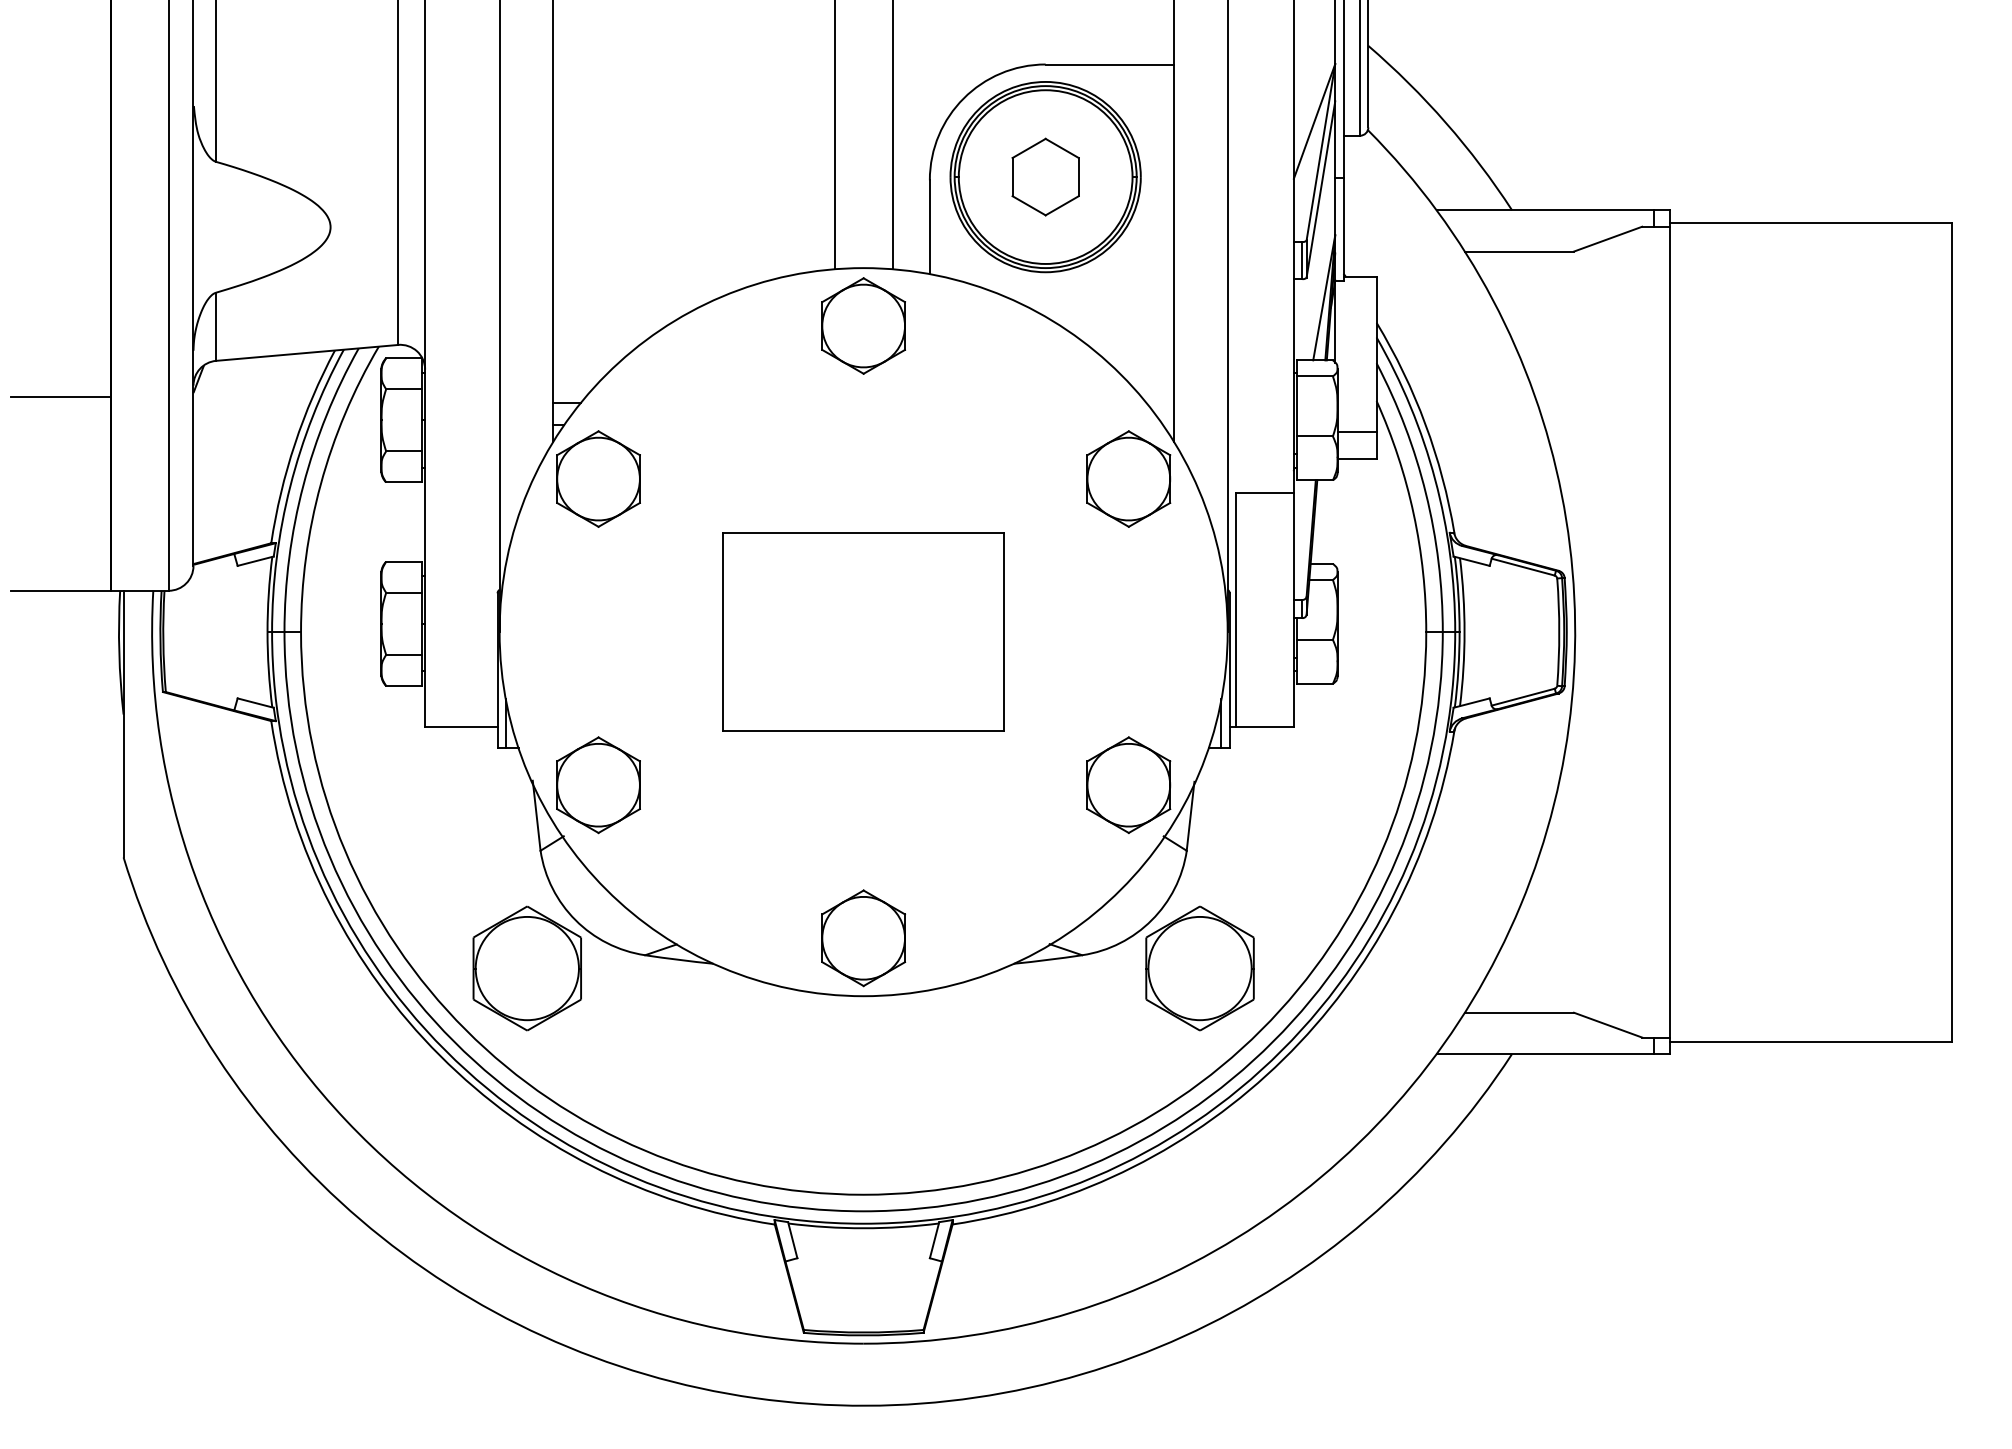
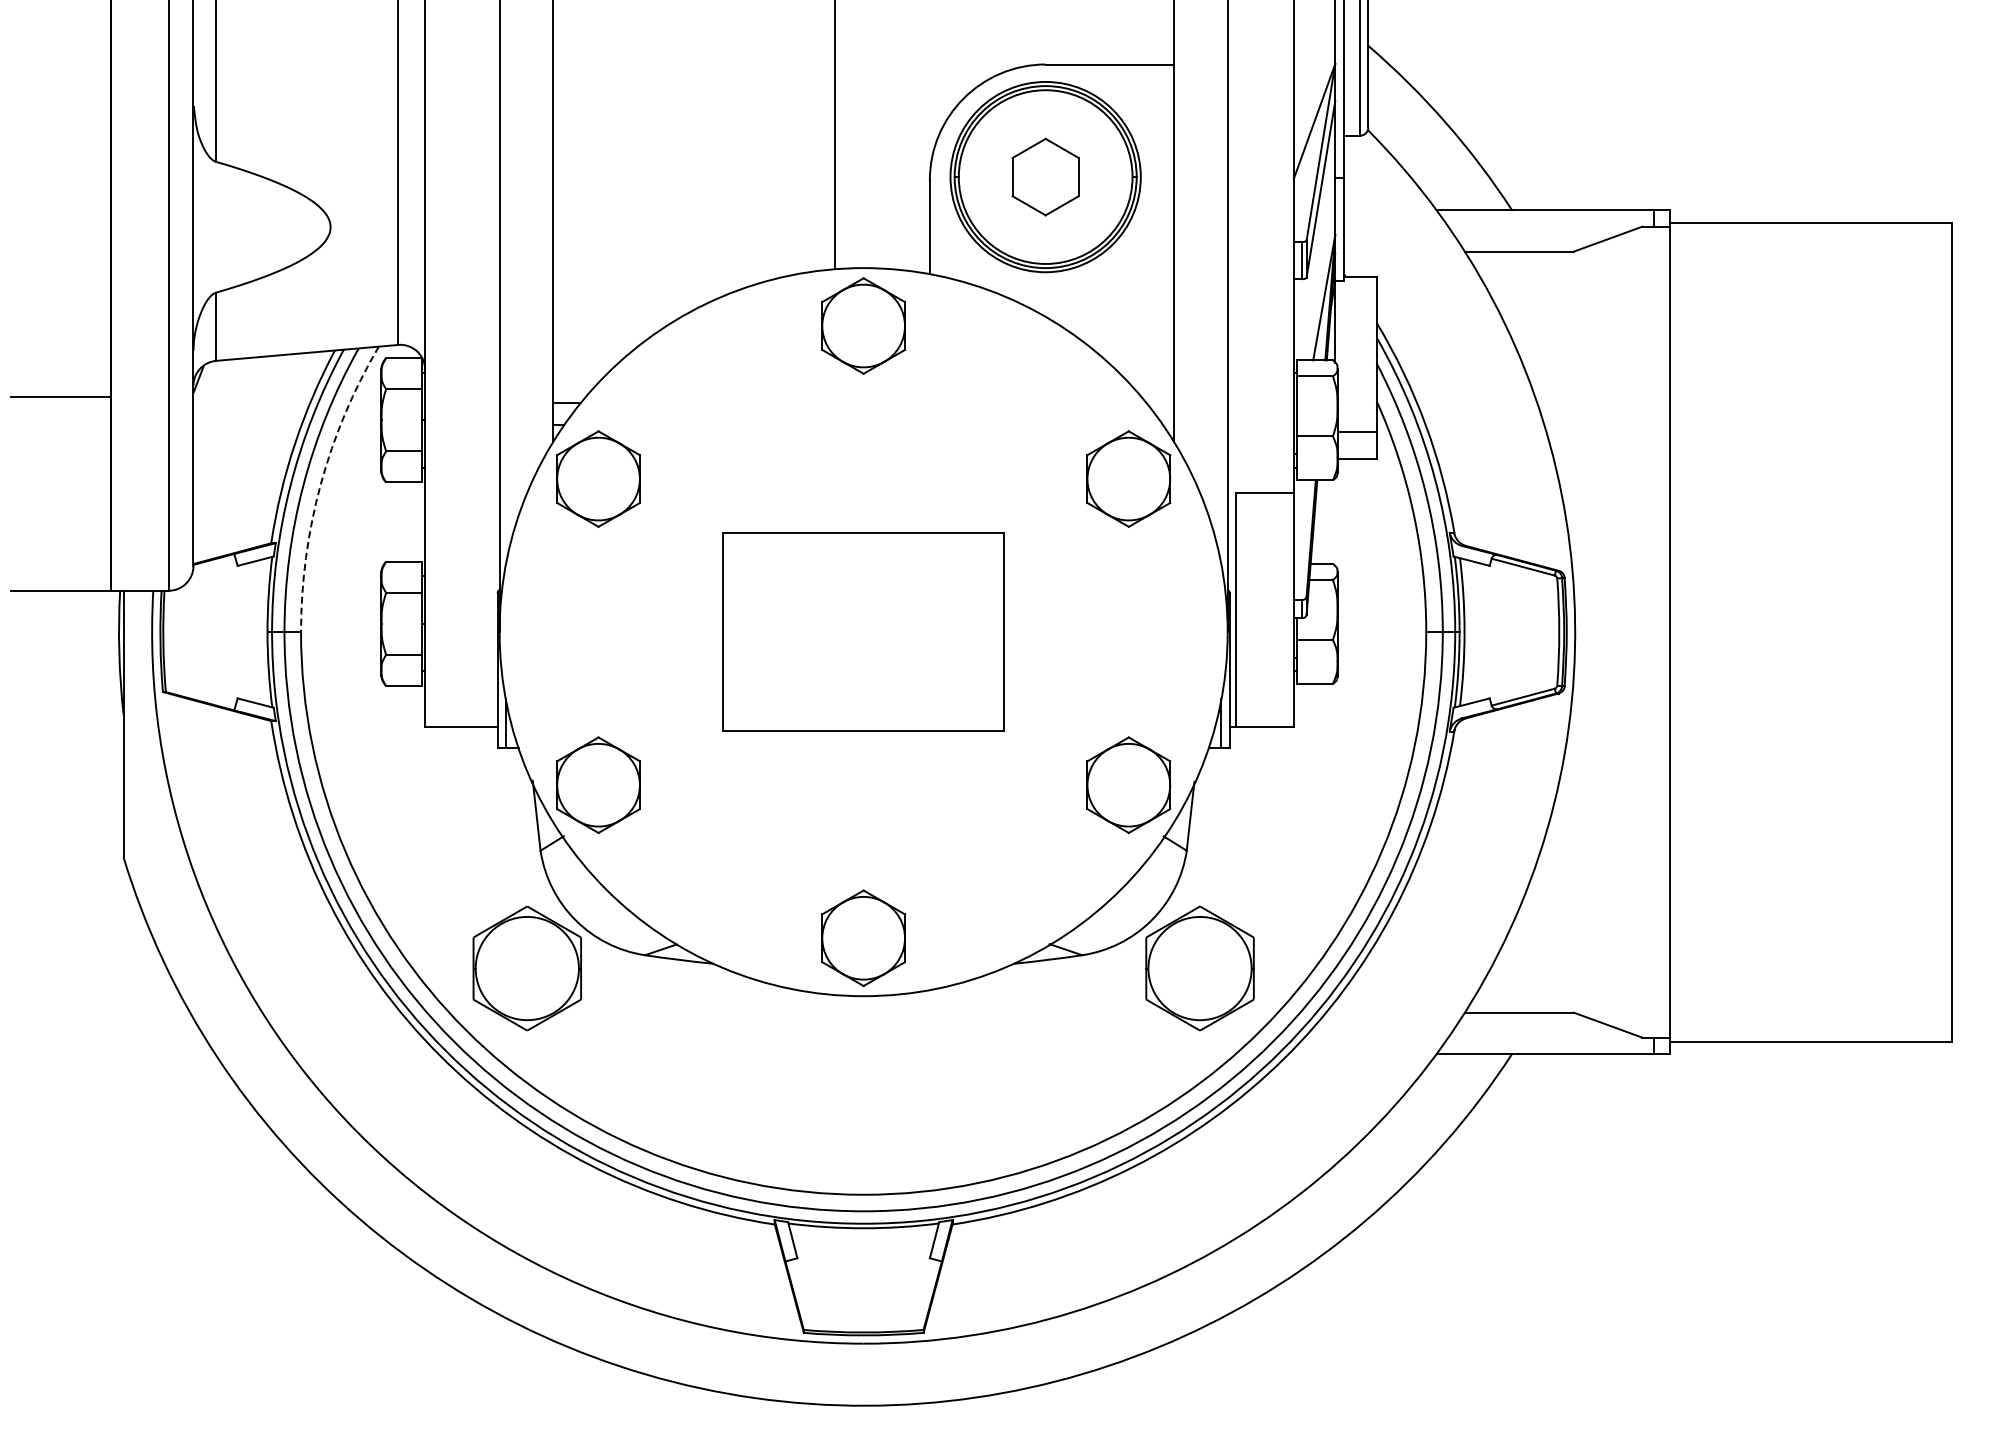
line: present -> none (892, 135)
arc: solid -> dashed (320, 484)
